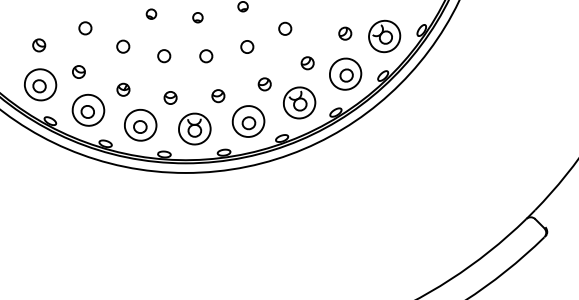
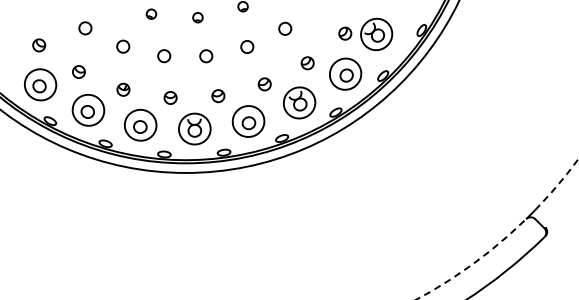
part position: (384, 36) -> (376, 34) (376, 34)
arc: solid -> dashed (558, 184)
arc: solid -> dashed (474, 262)
